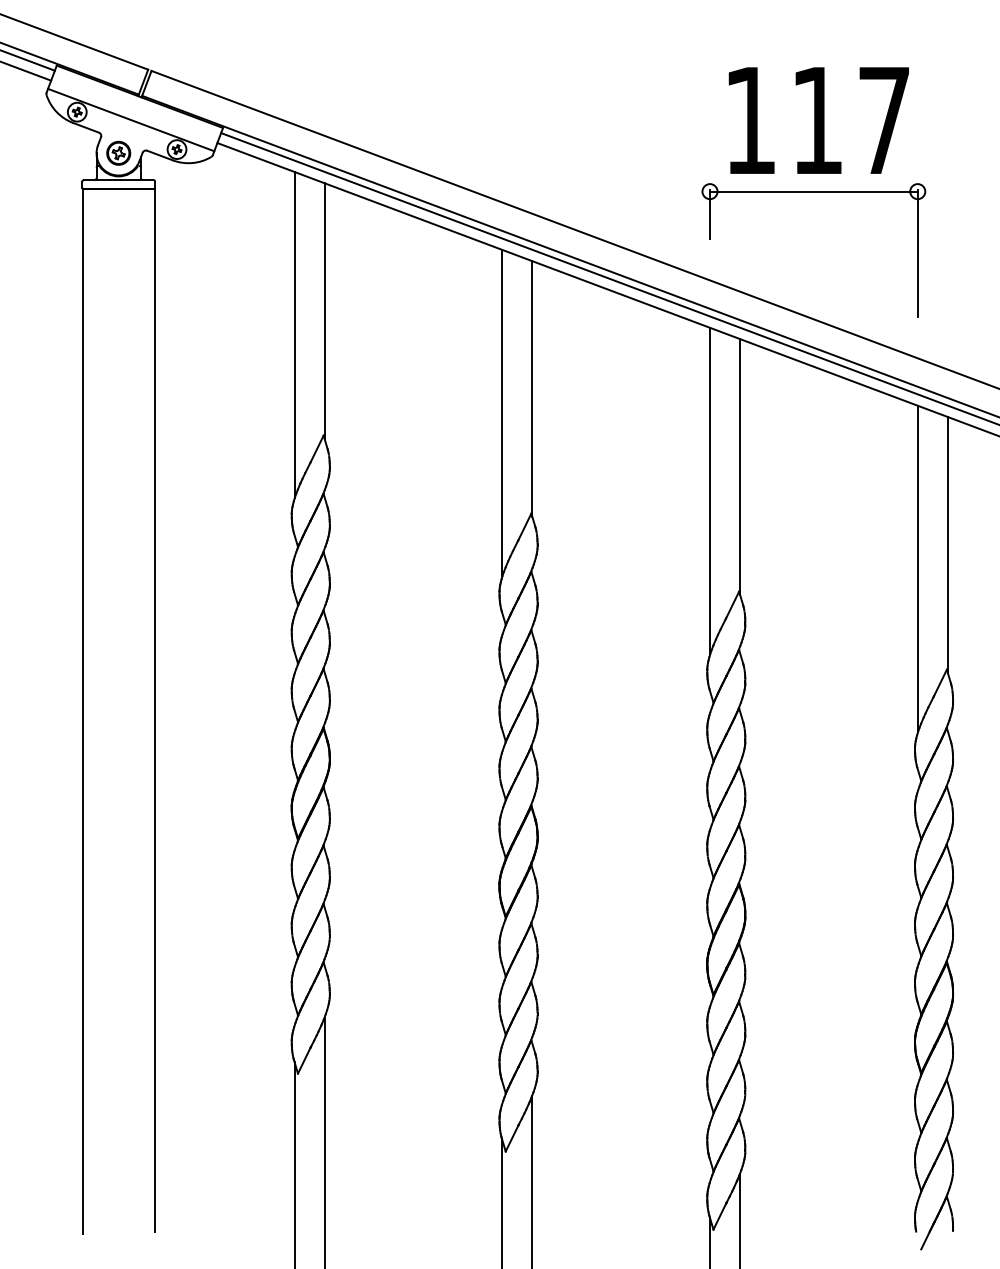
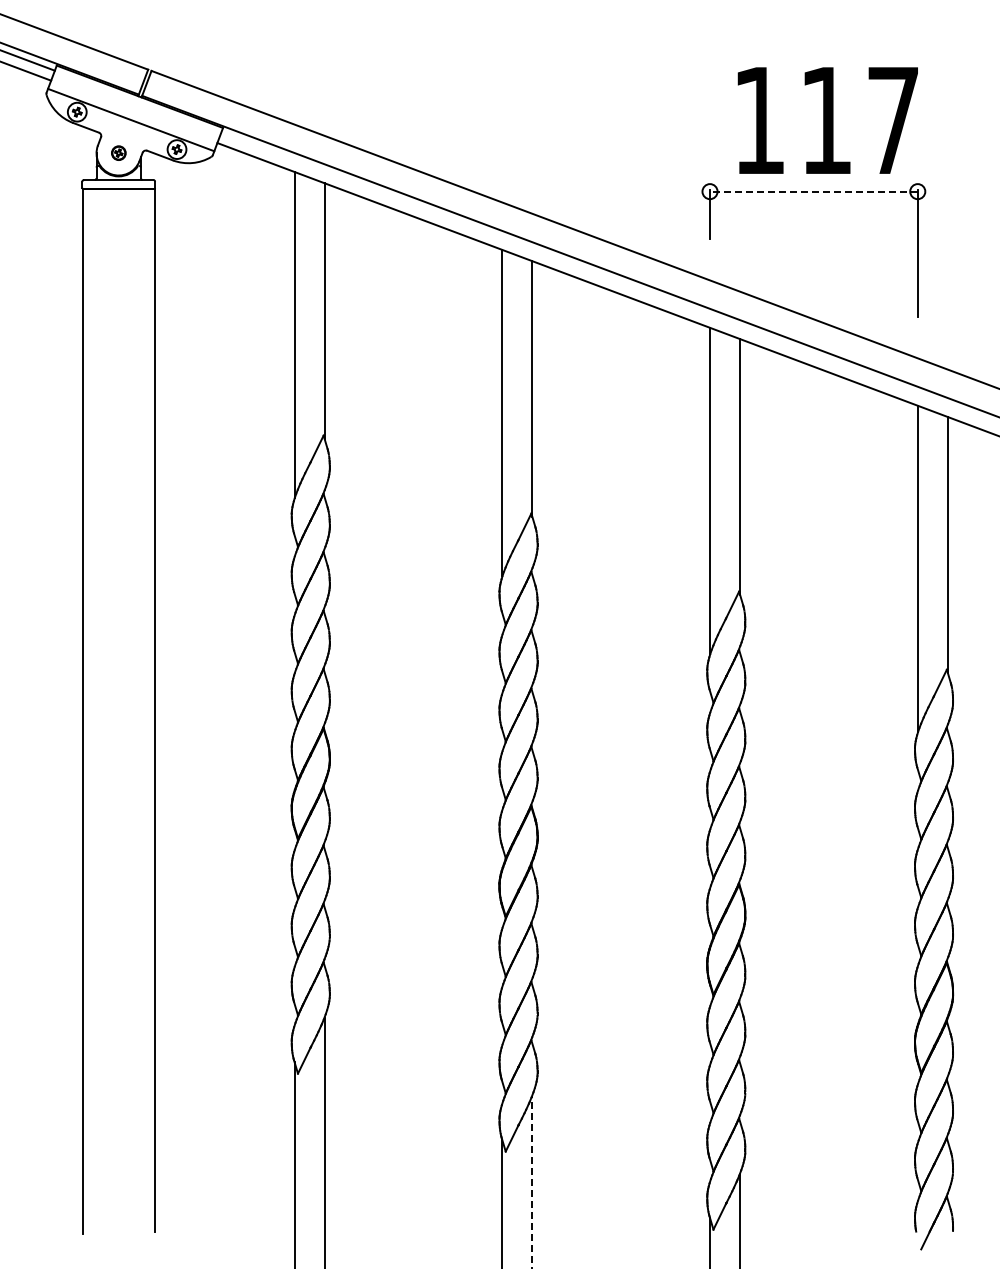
text position: (818, 120) -> (827, 120) (827, 120)
part size: 26x26 px -> 16x16 px (118, 152)
line: solid -> dashed (813, 191)
line: present -> none (608, 278)
line: solid -> dashed (532, 1181)
